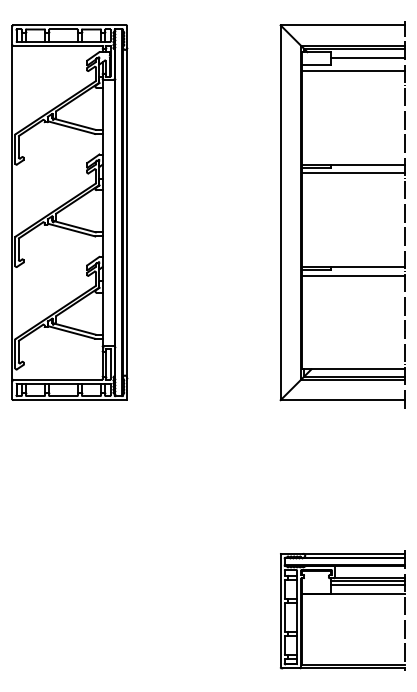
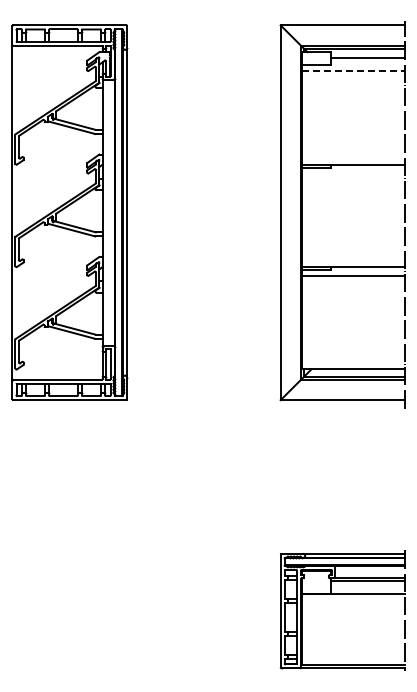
line: solid -> dashed (353, 71)
line: present -> none (353, 173)
line: present -> none (367, 584)
